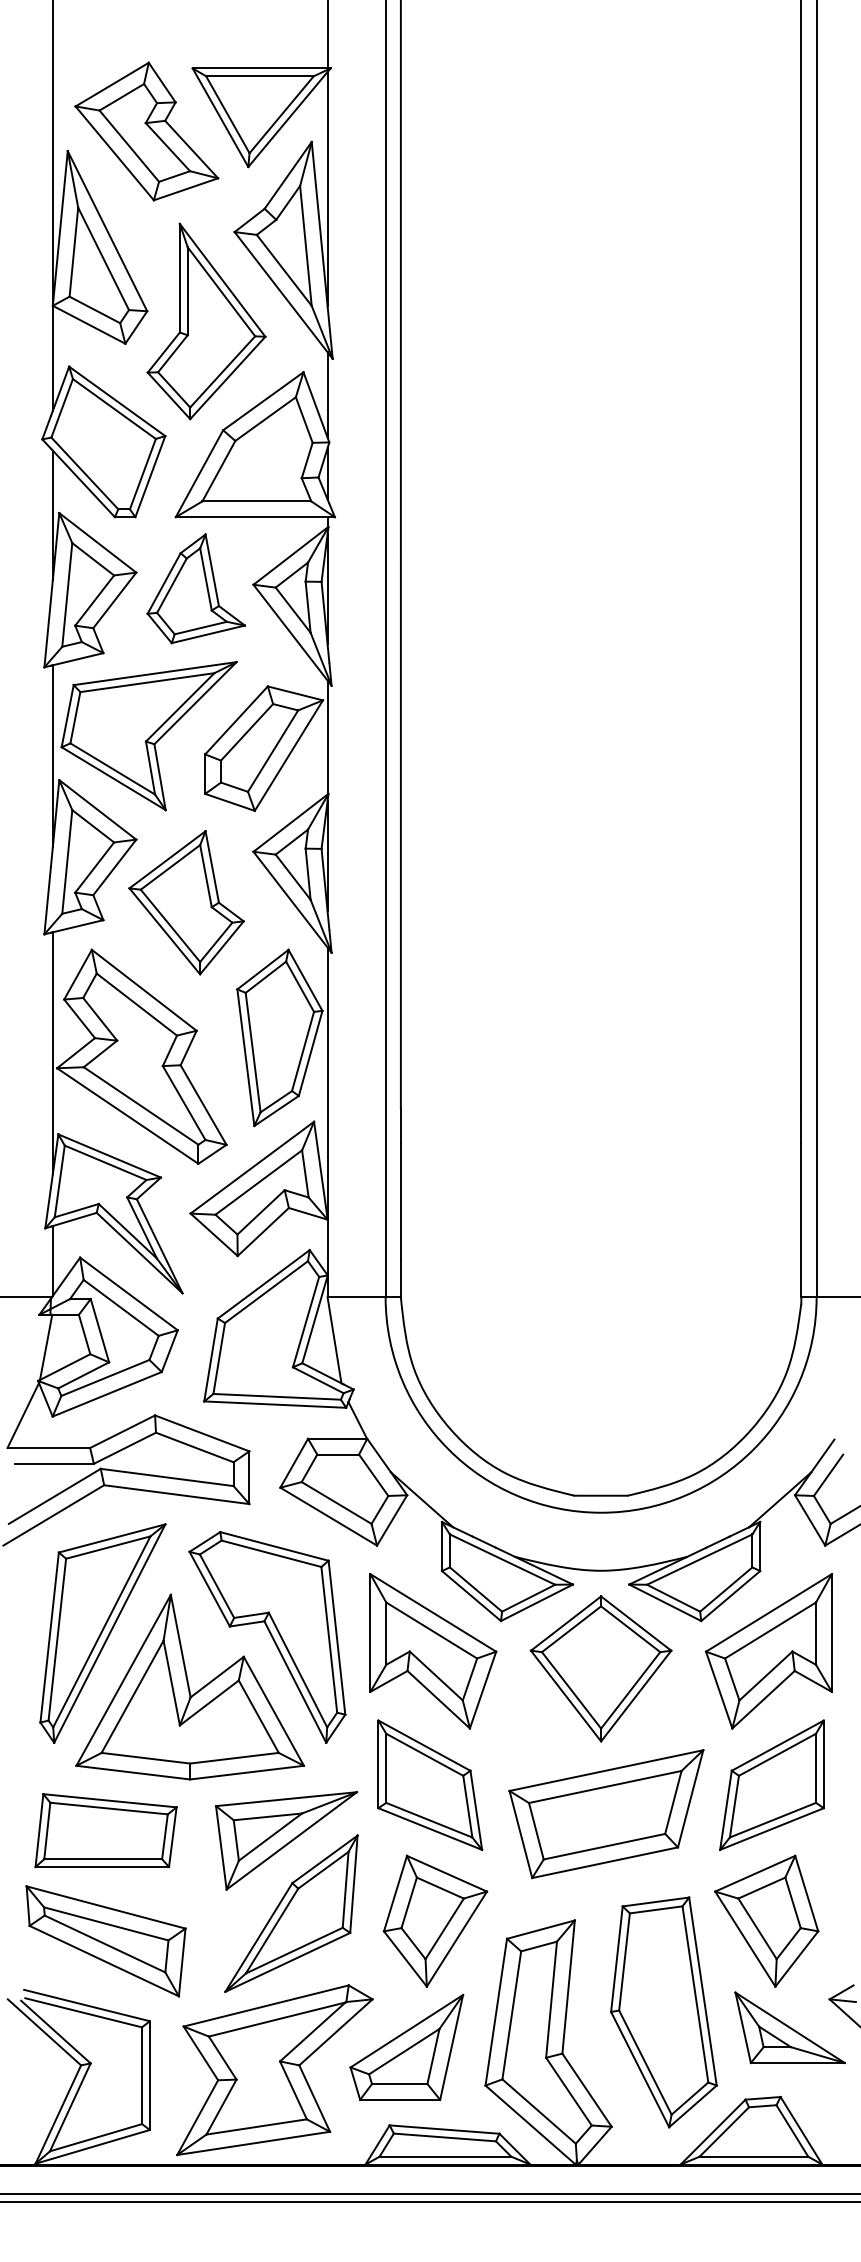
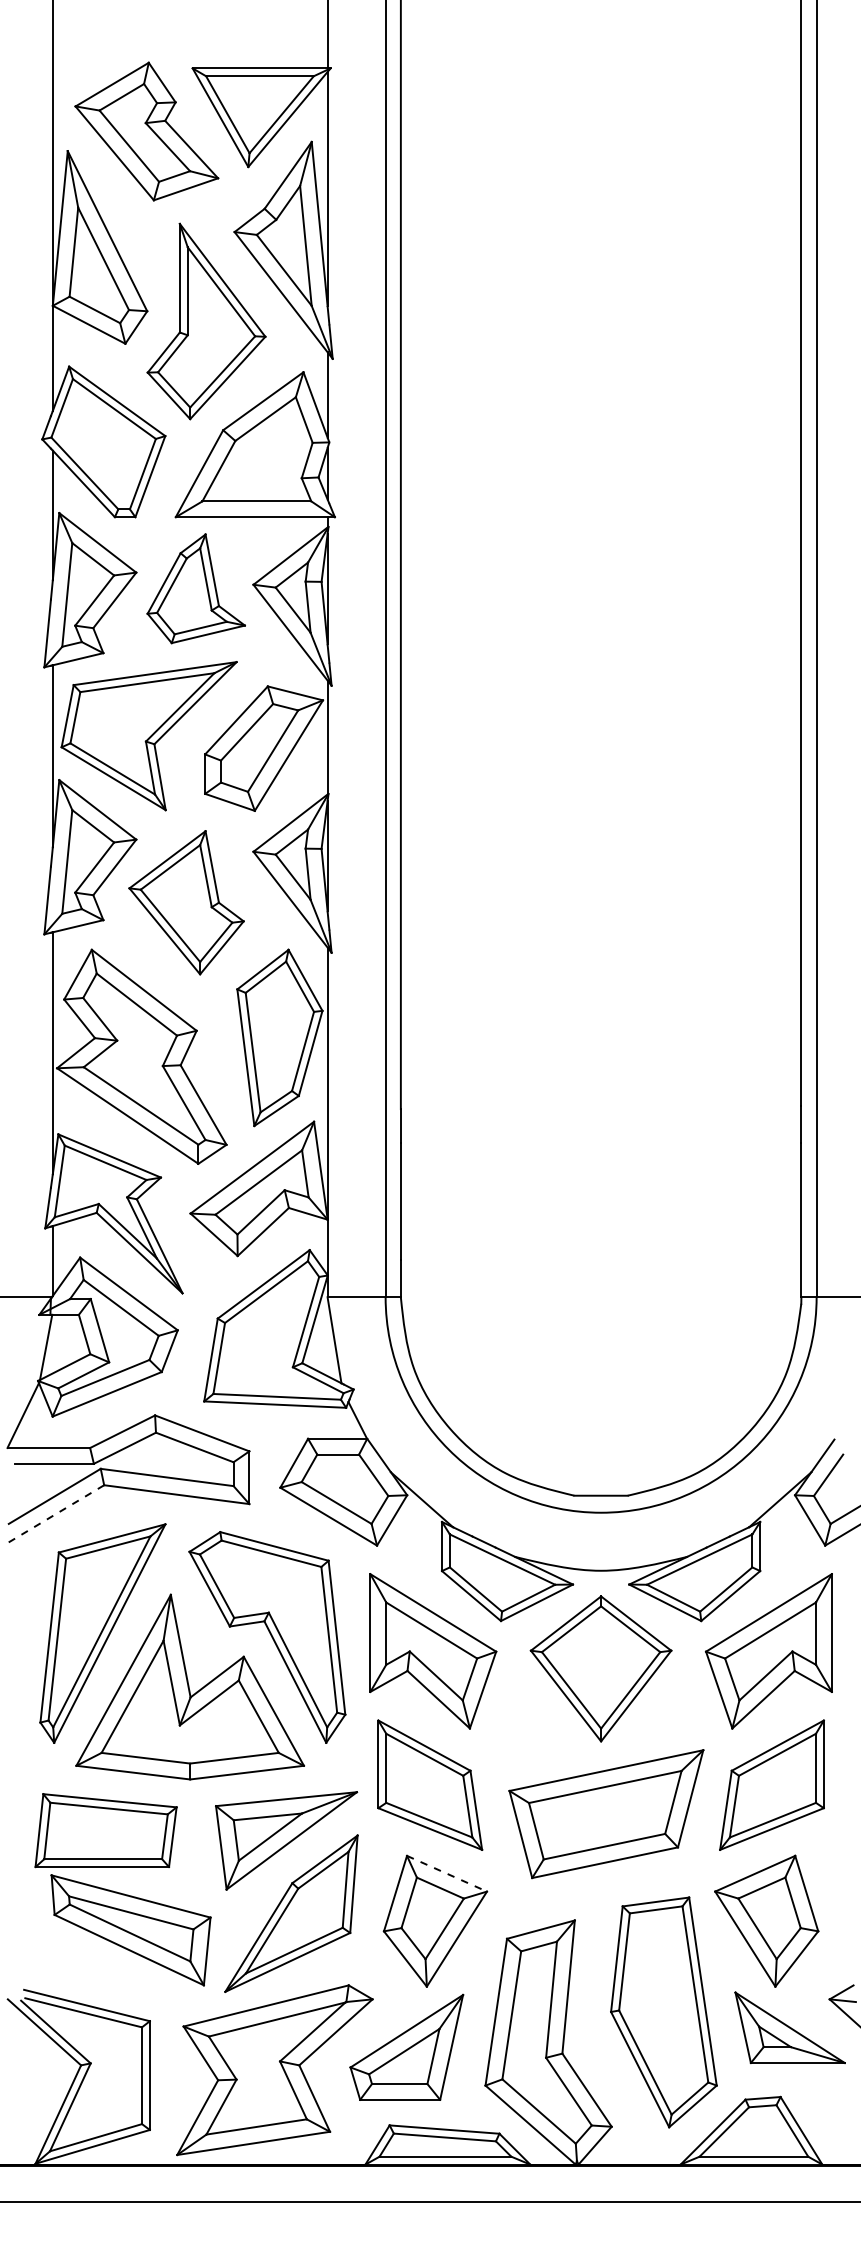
line: solid -> dashed (53, 1515)
line: solid -> dashed (447, 1873)
part position: (105, 1941) -> (130, 1930) (130, 1930)
line: present -> none (429, 2194)
